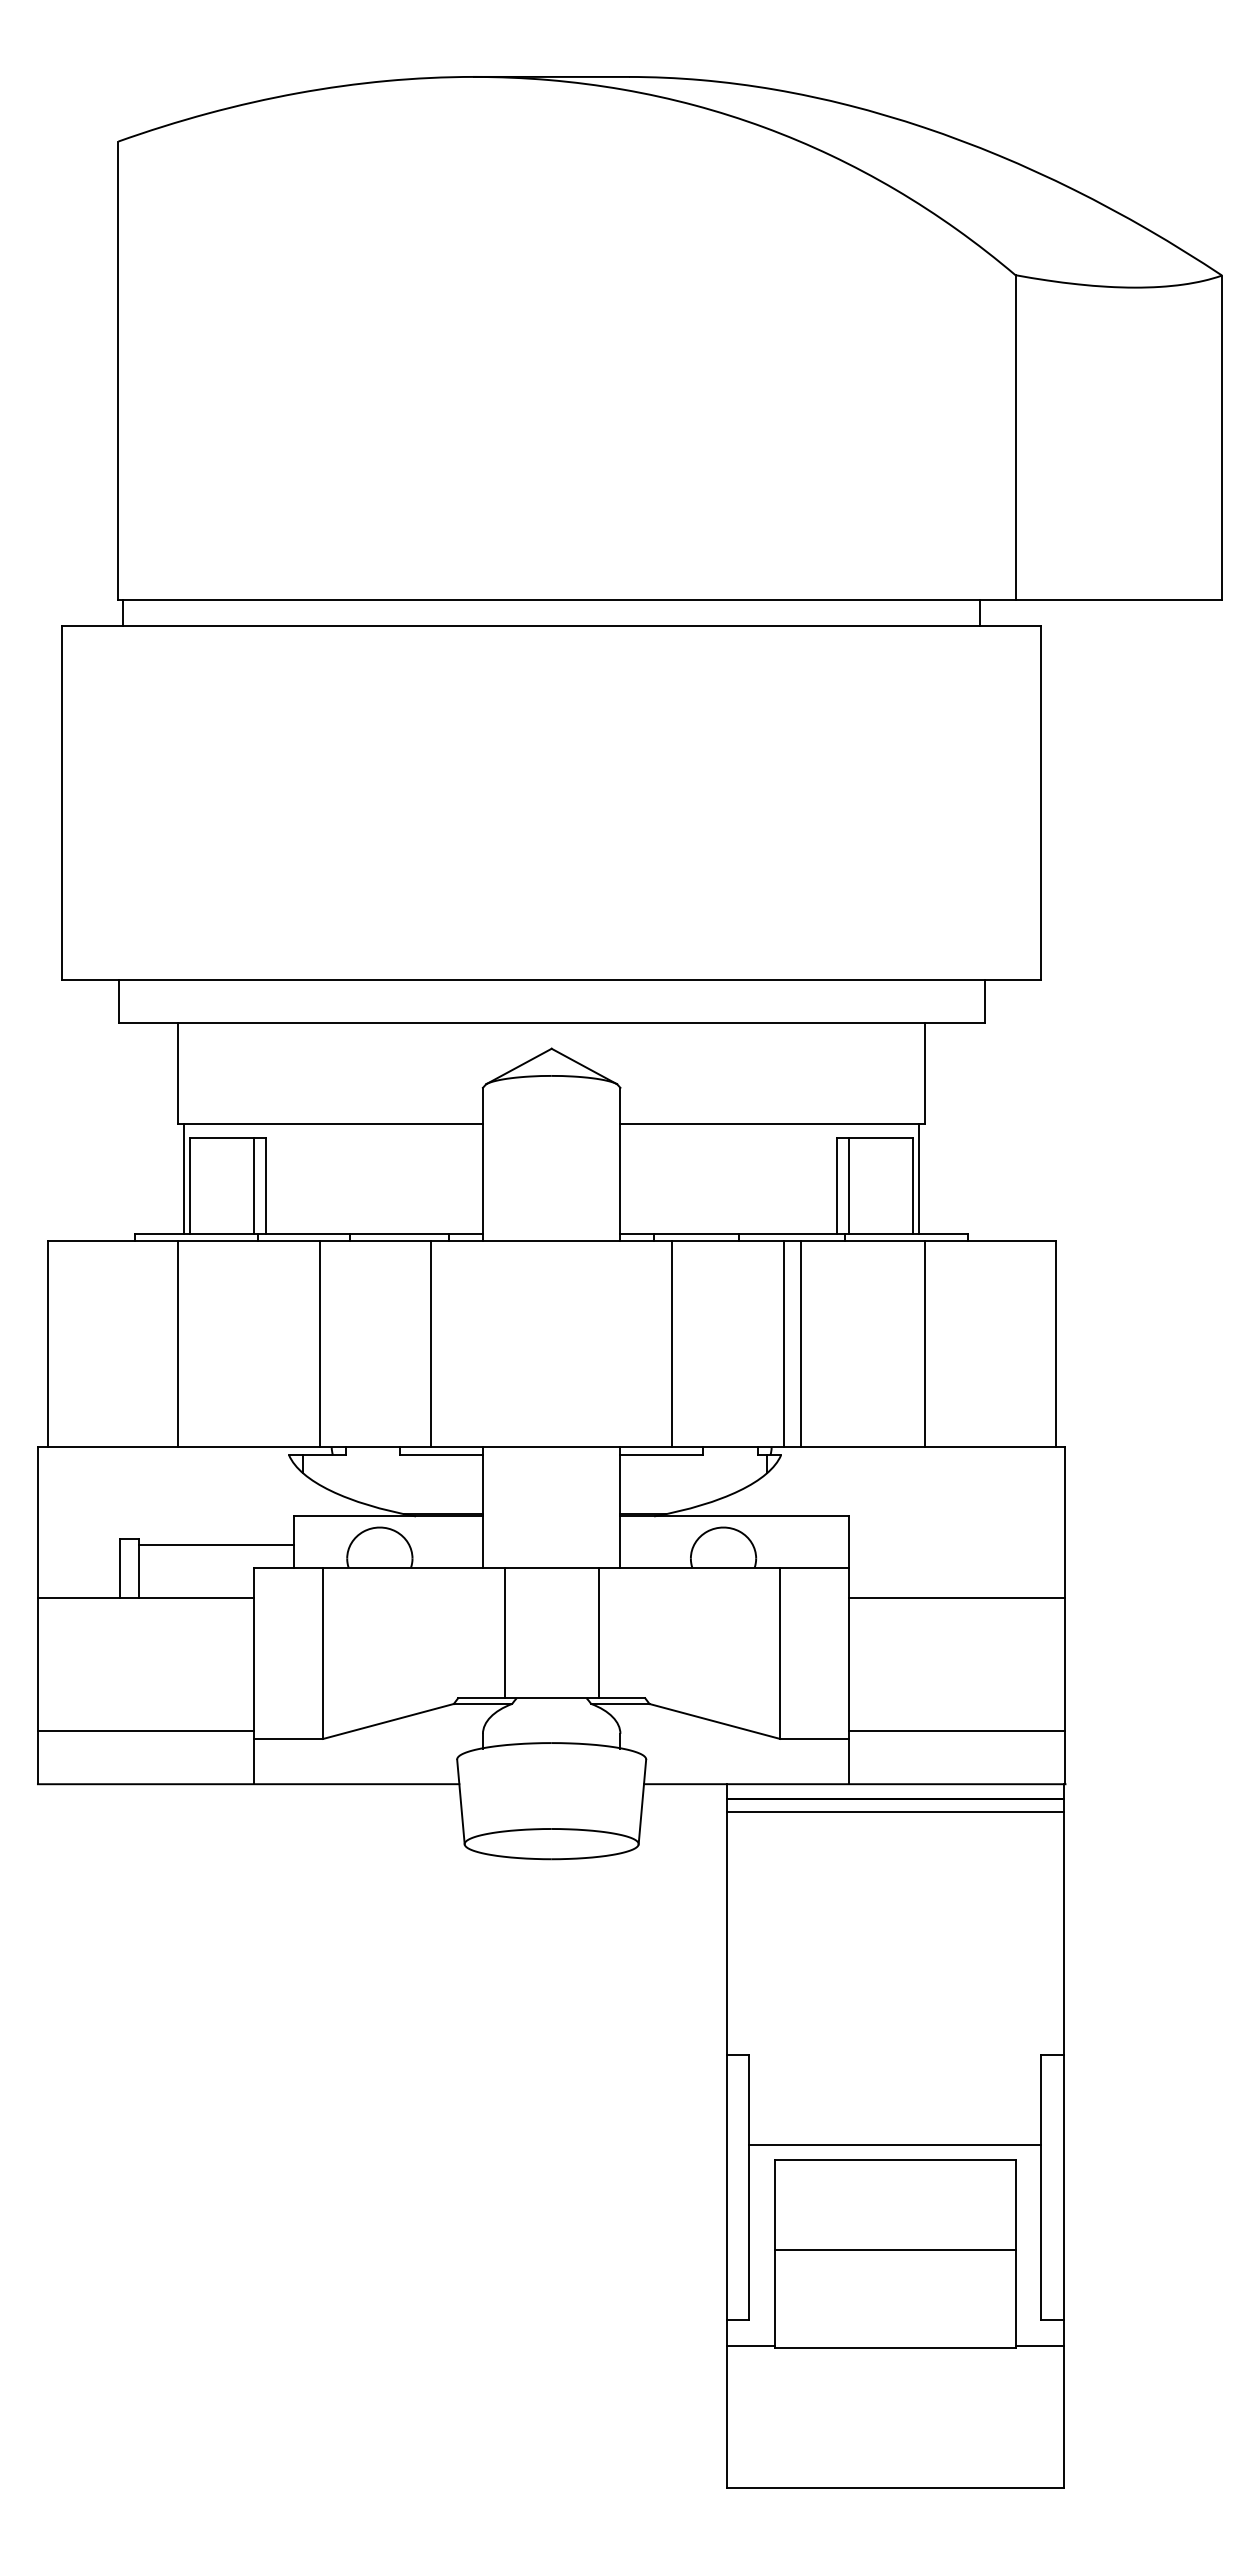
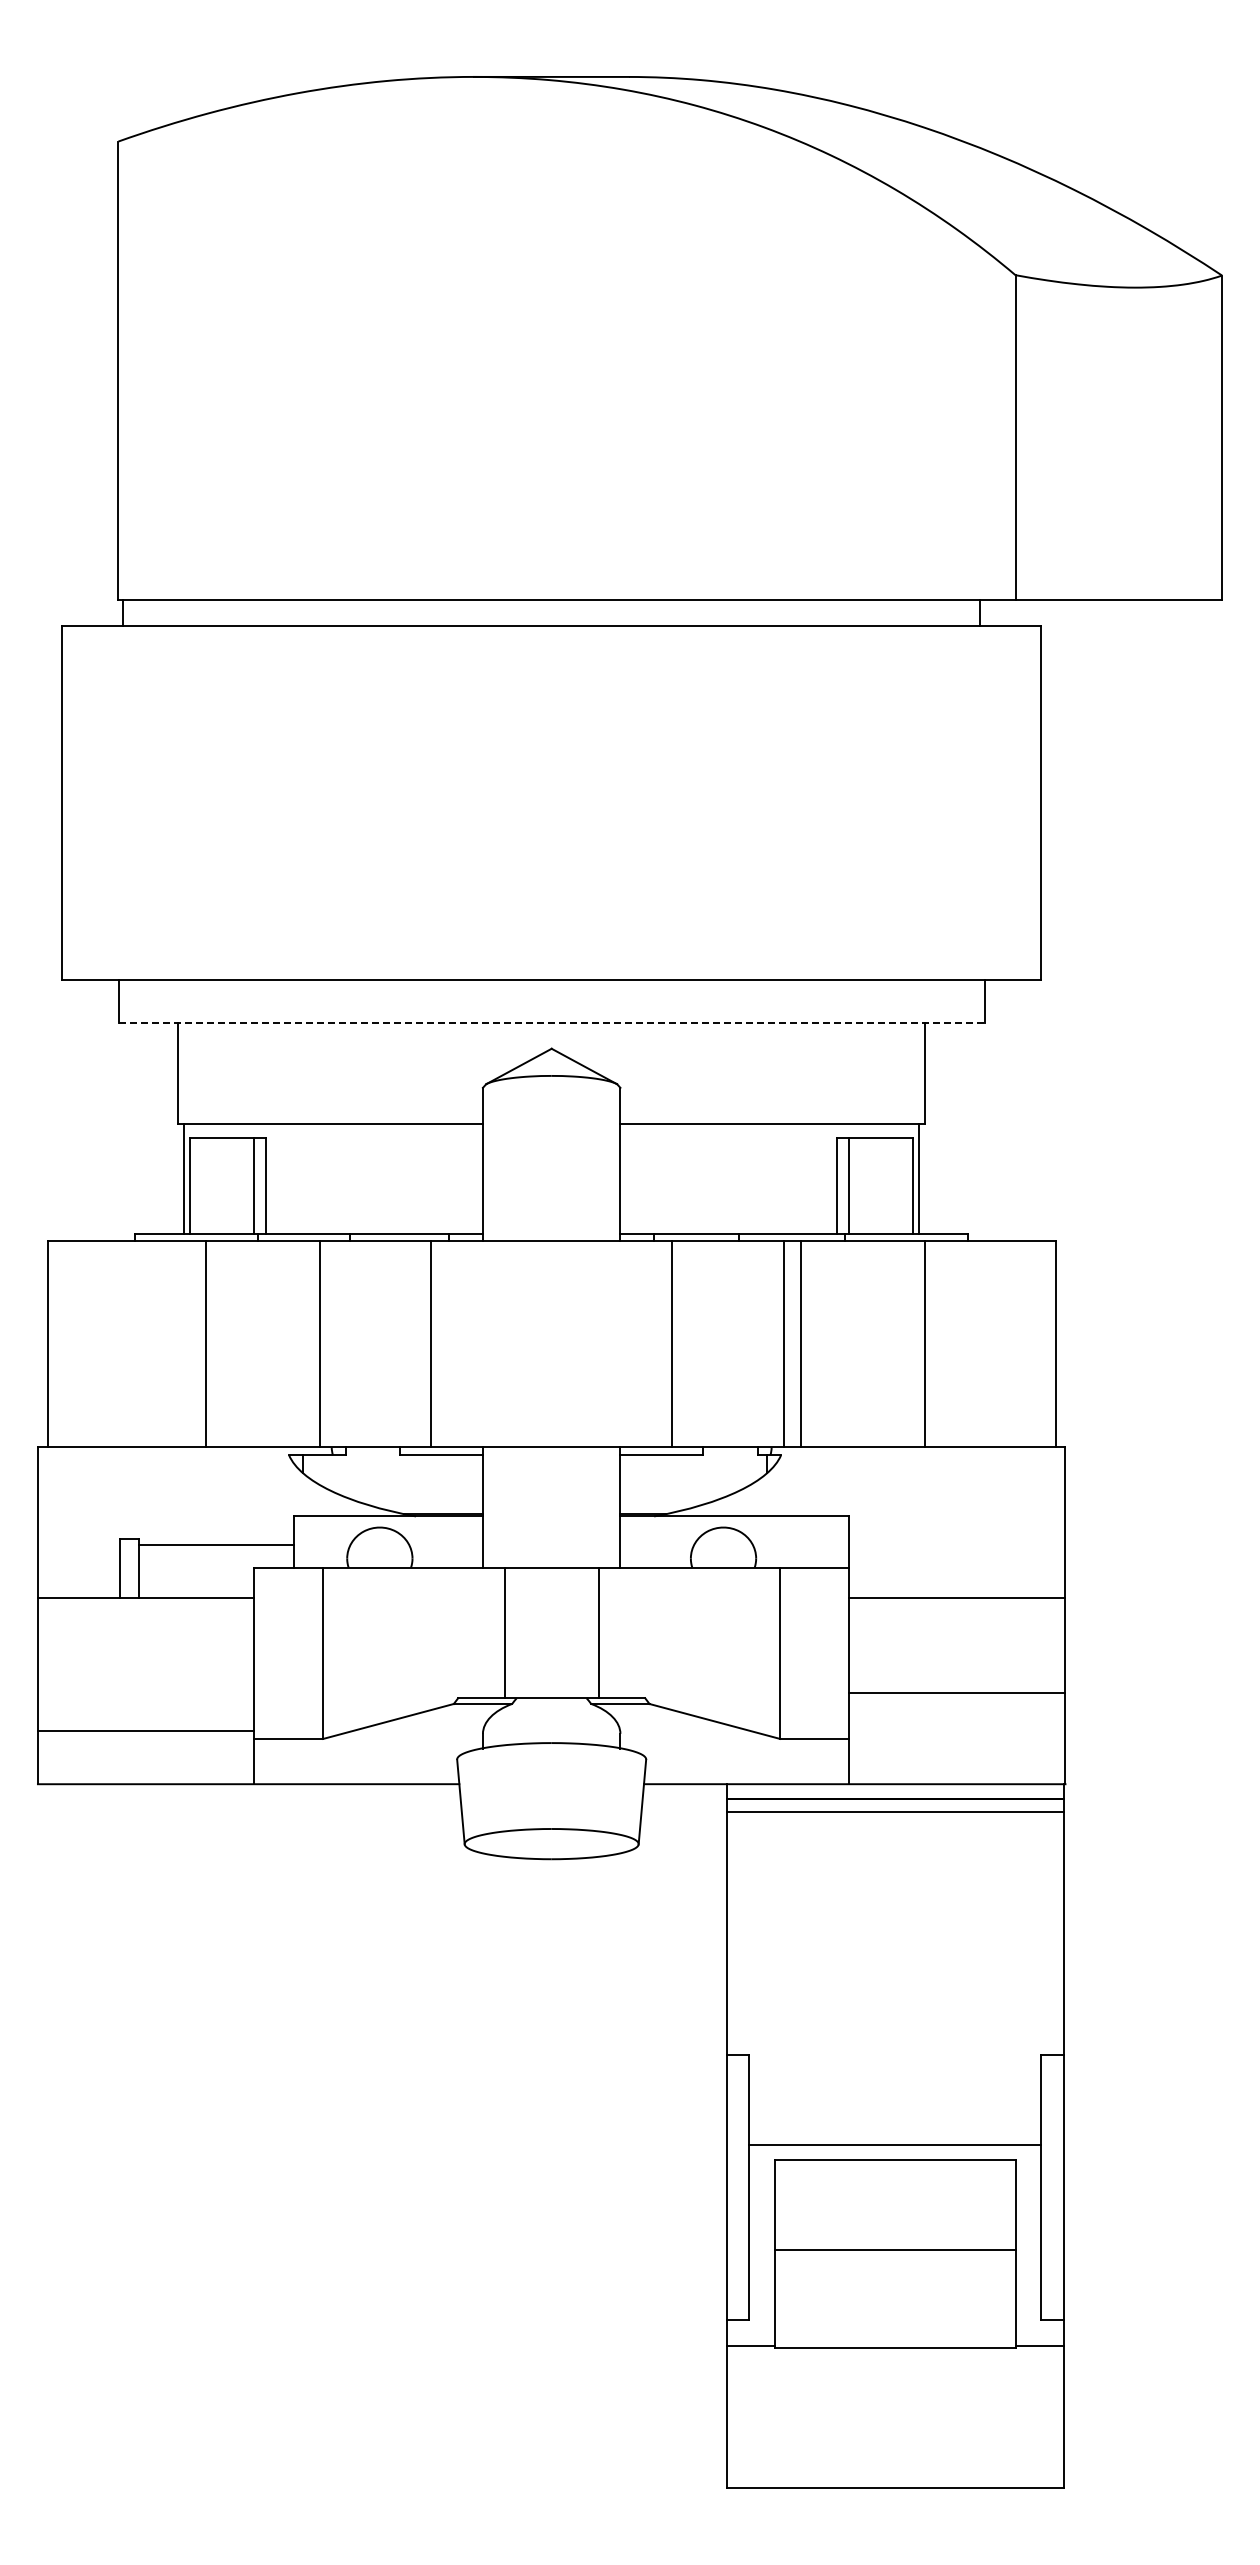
line: solid -> dashed (552, 1023)
line position: (178, 1344) -> (206, 1344) (206, 1344)
line position: (956, 1730) -> (956, 1692) (956, 1692)
